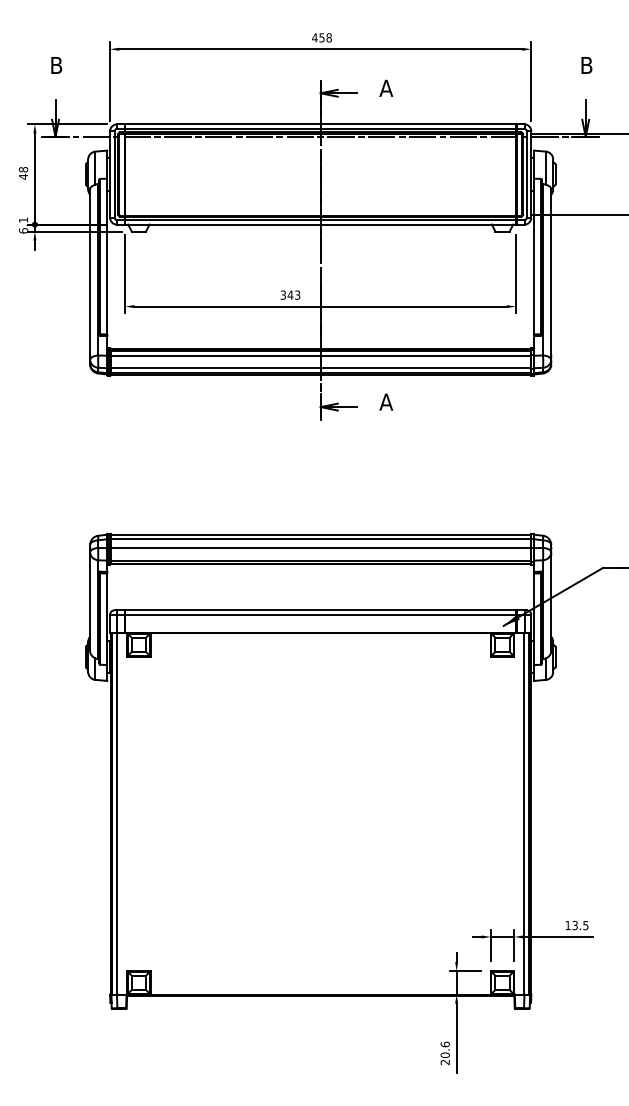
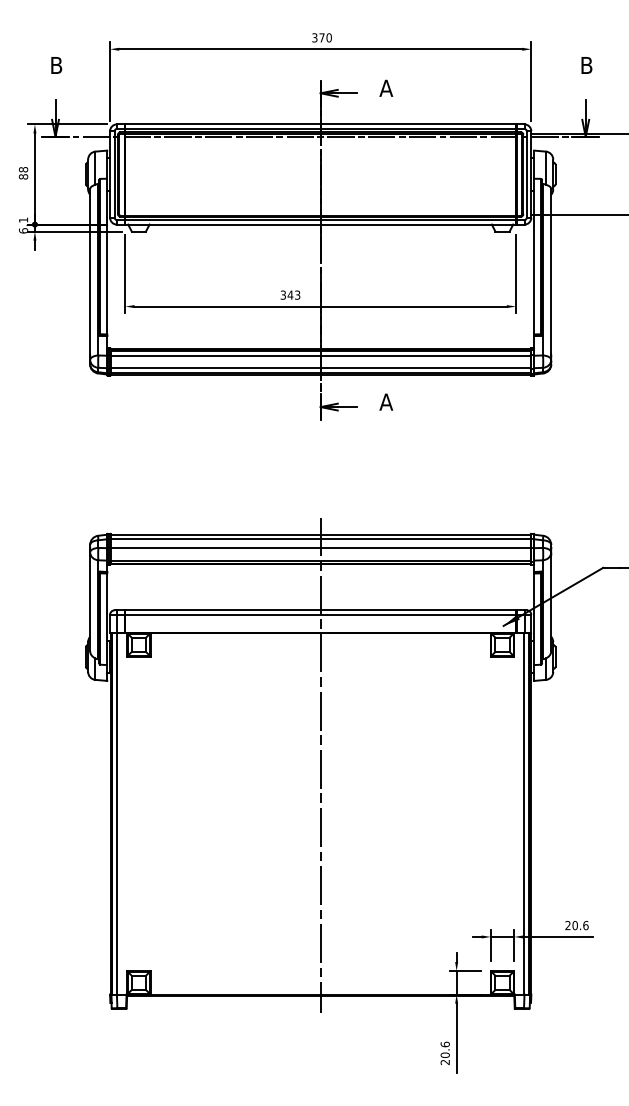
text: 458 -> 370 (321, 37)
text: 48 -> 88 (23, 176)
line: none -> present (320, 765)
text: 13.5 -> 20.6 (576, 925)
